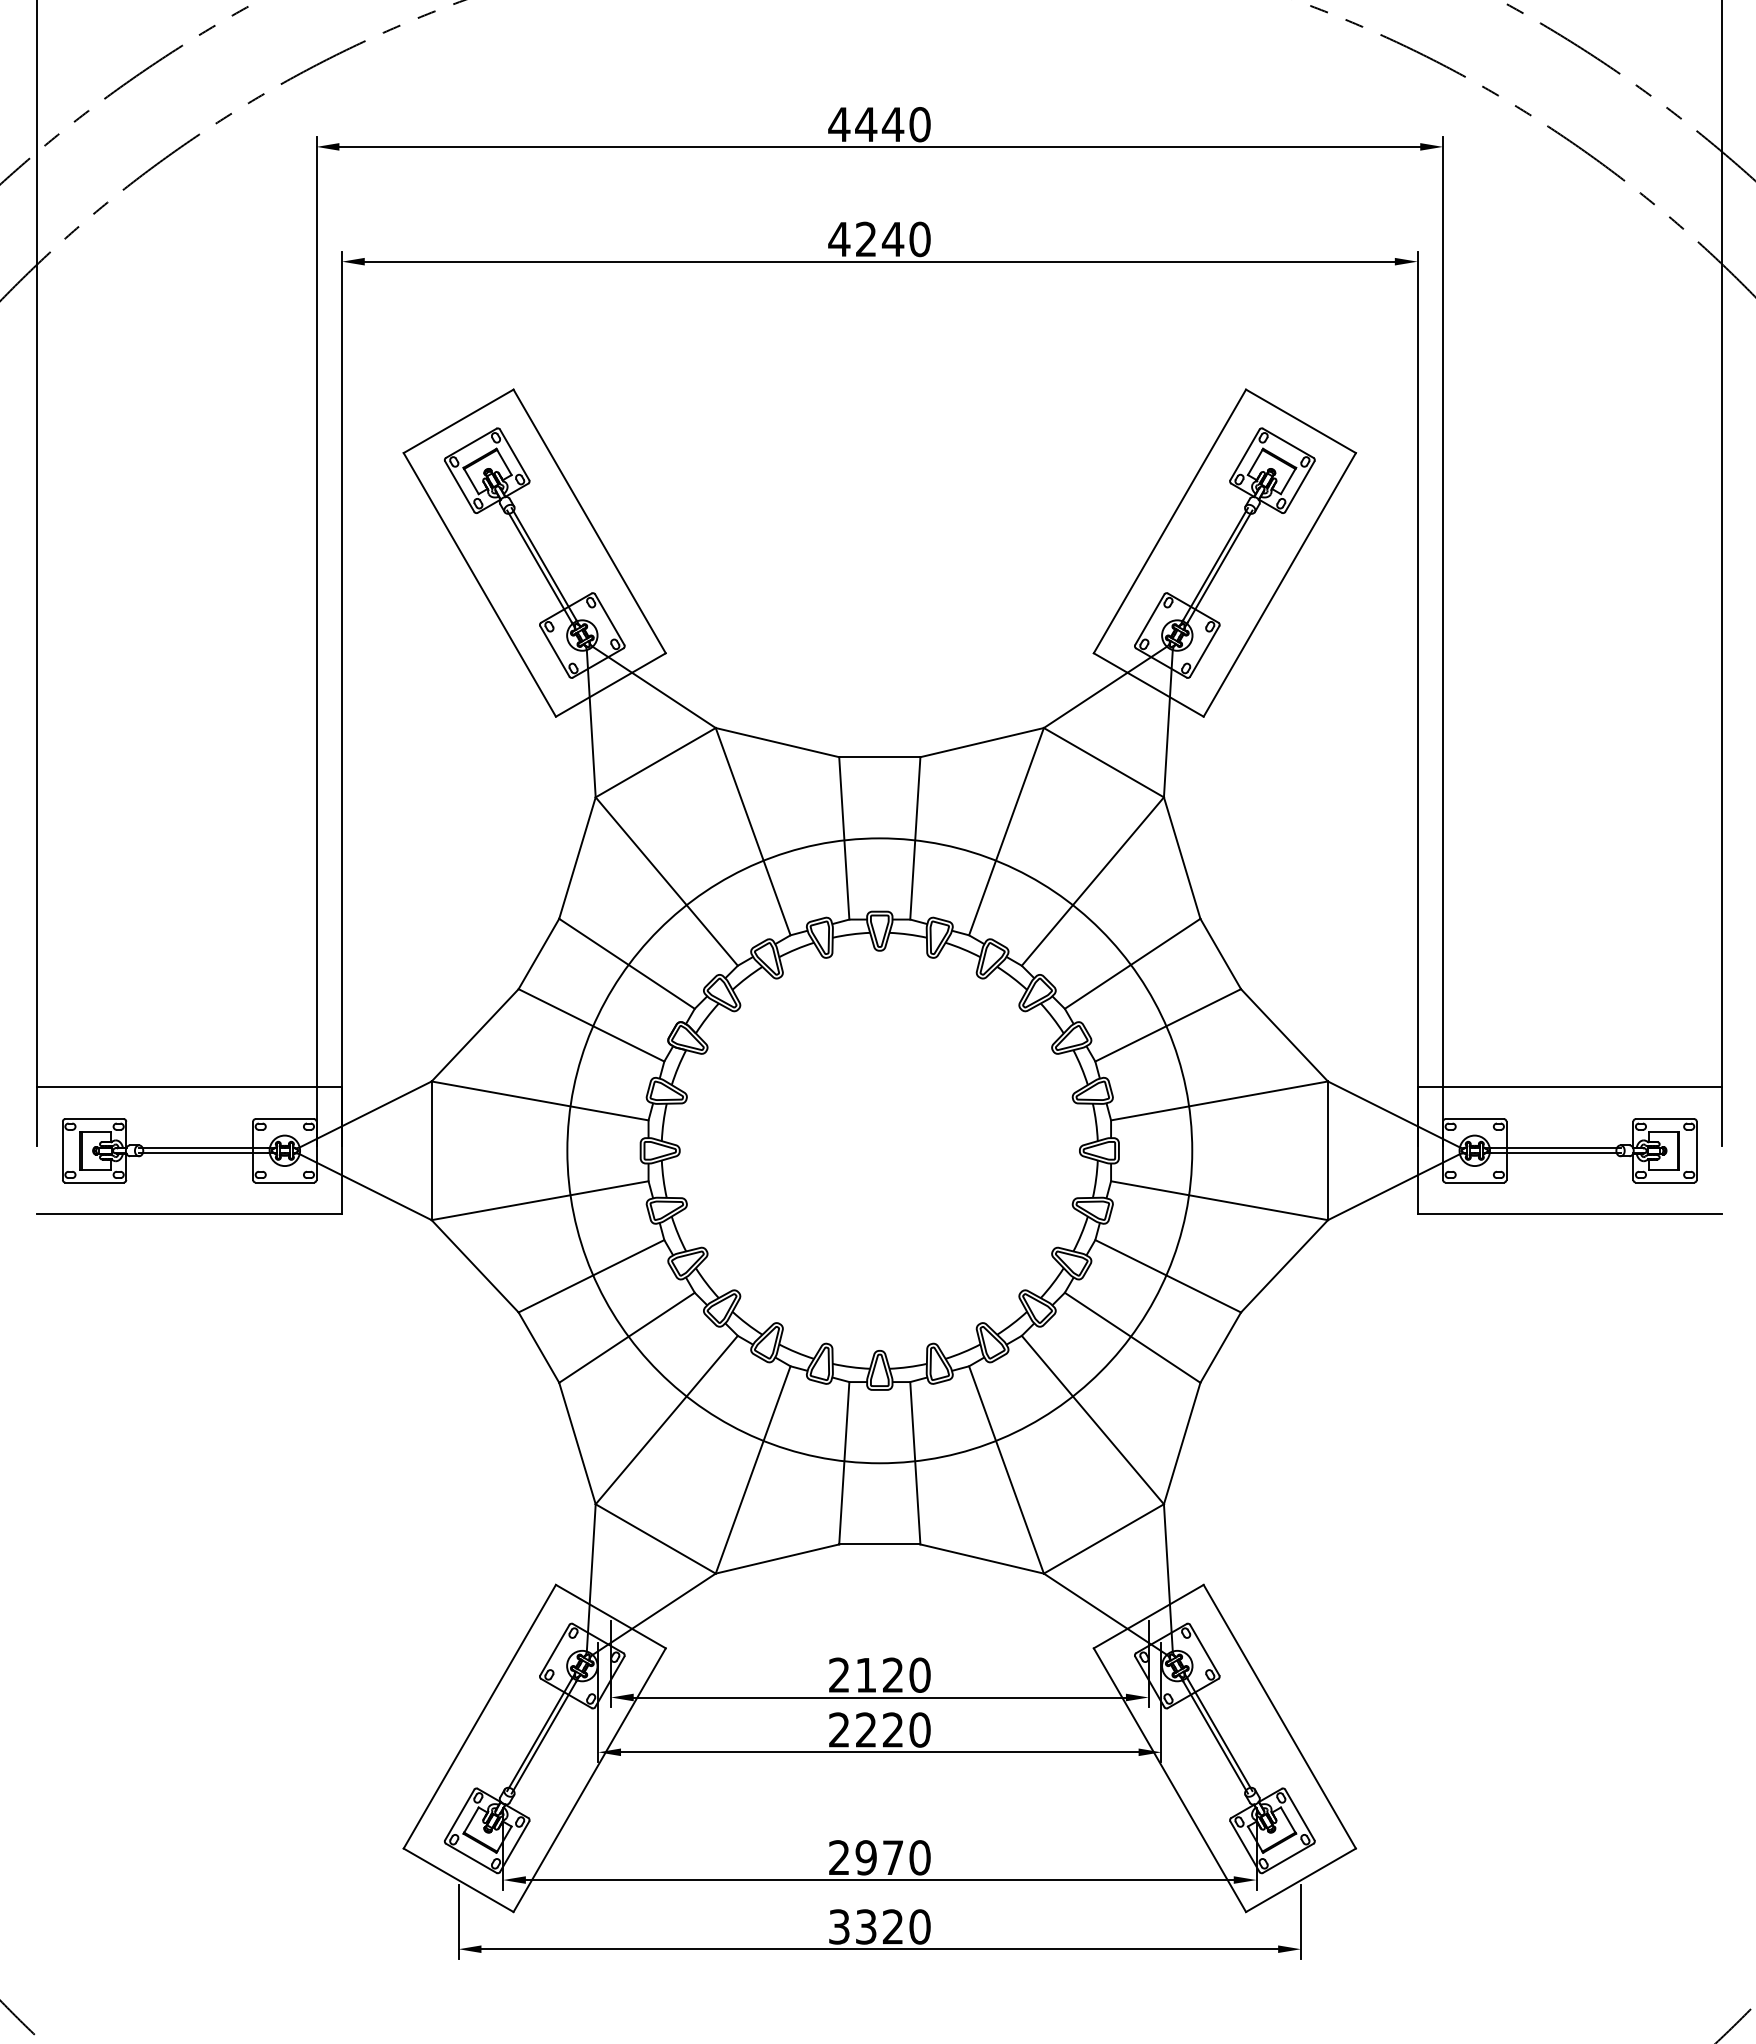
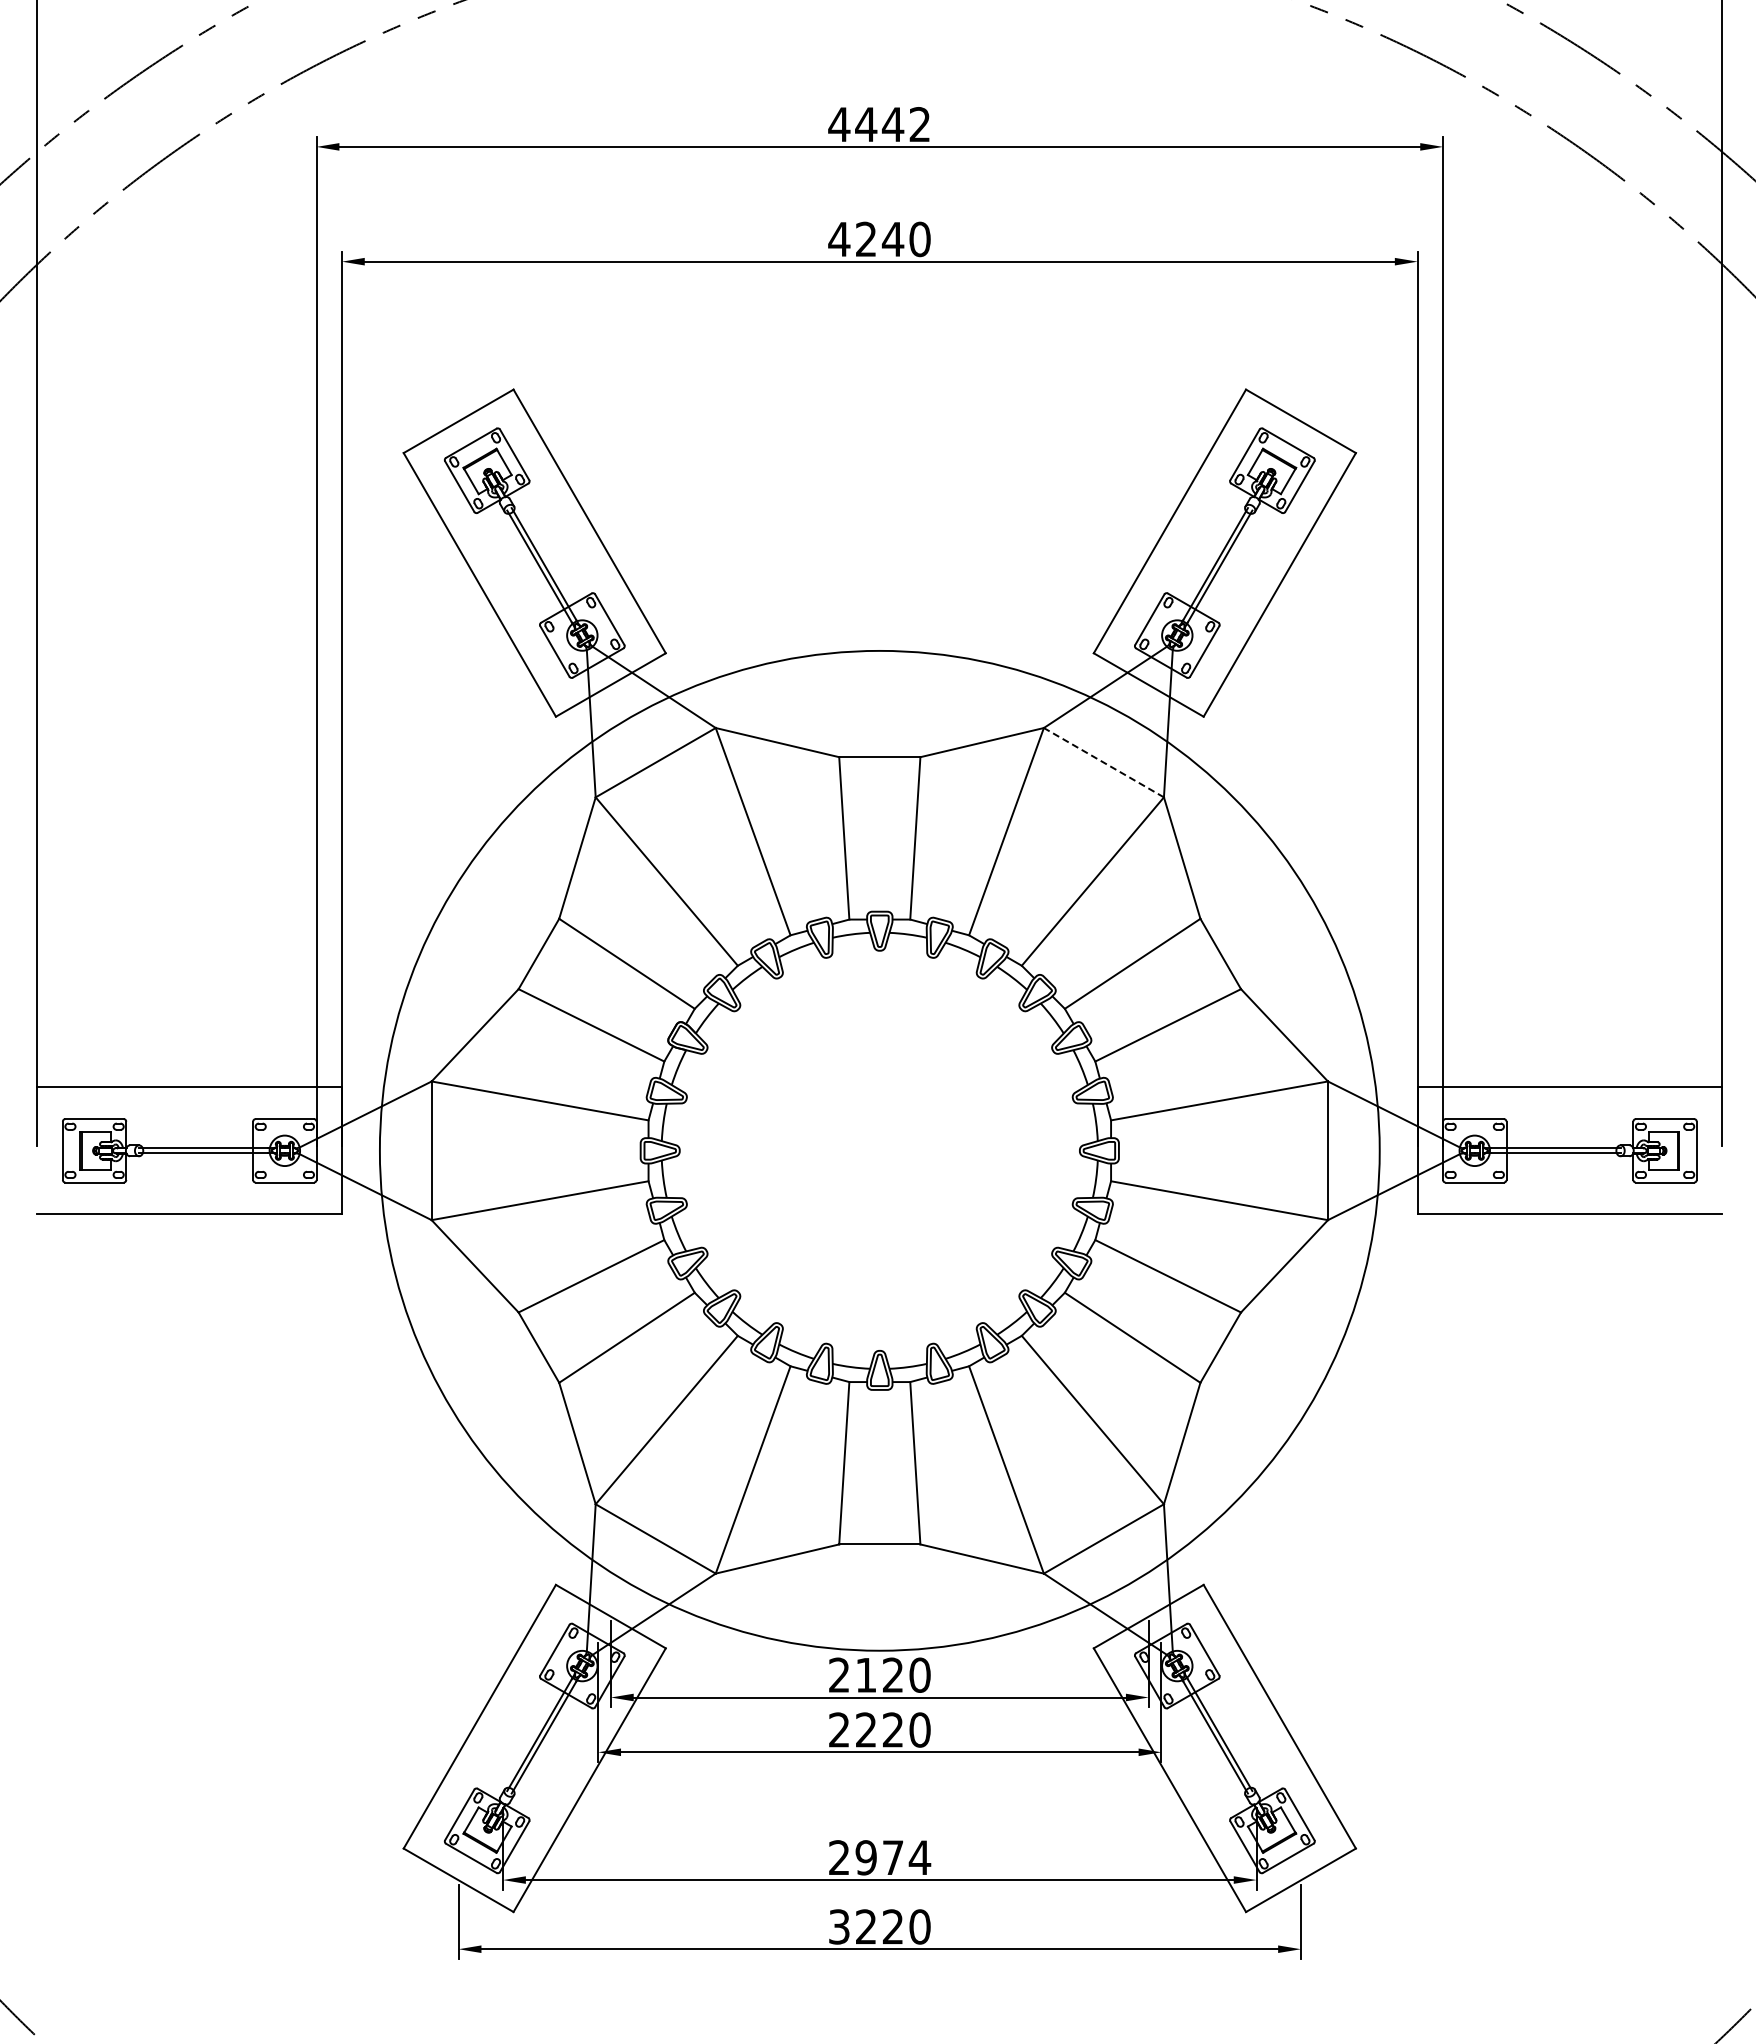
text: 4440 -> 4442 (919, 124)
line: solid -> dashed (1103, 762)
circle diameter: 625 px -> 1000 px (879, 1150)
text: 2970 -> 2974 (919, 1857)
text: 3320 -> 3220 (866, 1926)
